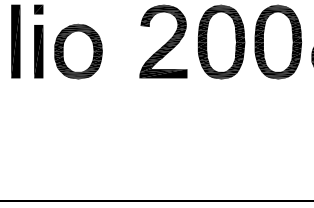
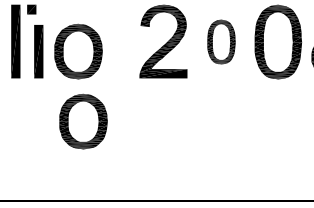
part position: (38, 9) -> (31, 9) (31, 9)
part size: 49x76 px -> 29x46 px (221, 41)
part: none -> present (83, 121)
